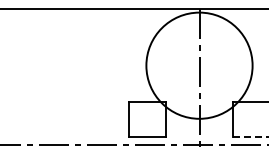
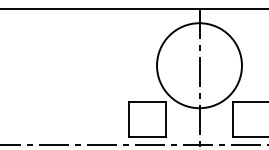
circle diameter: 106 px -> 85 px (199, 65)
line: dashed -> solid (251, 136)
